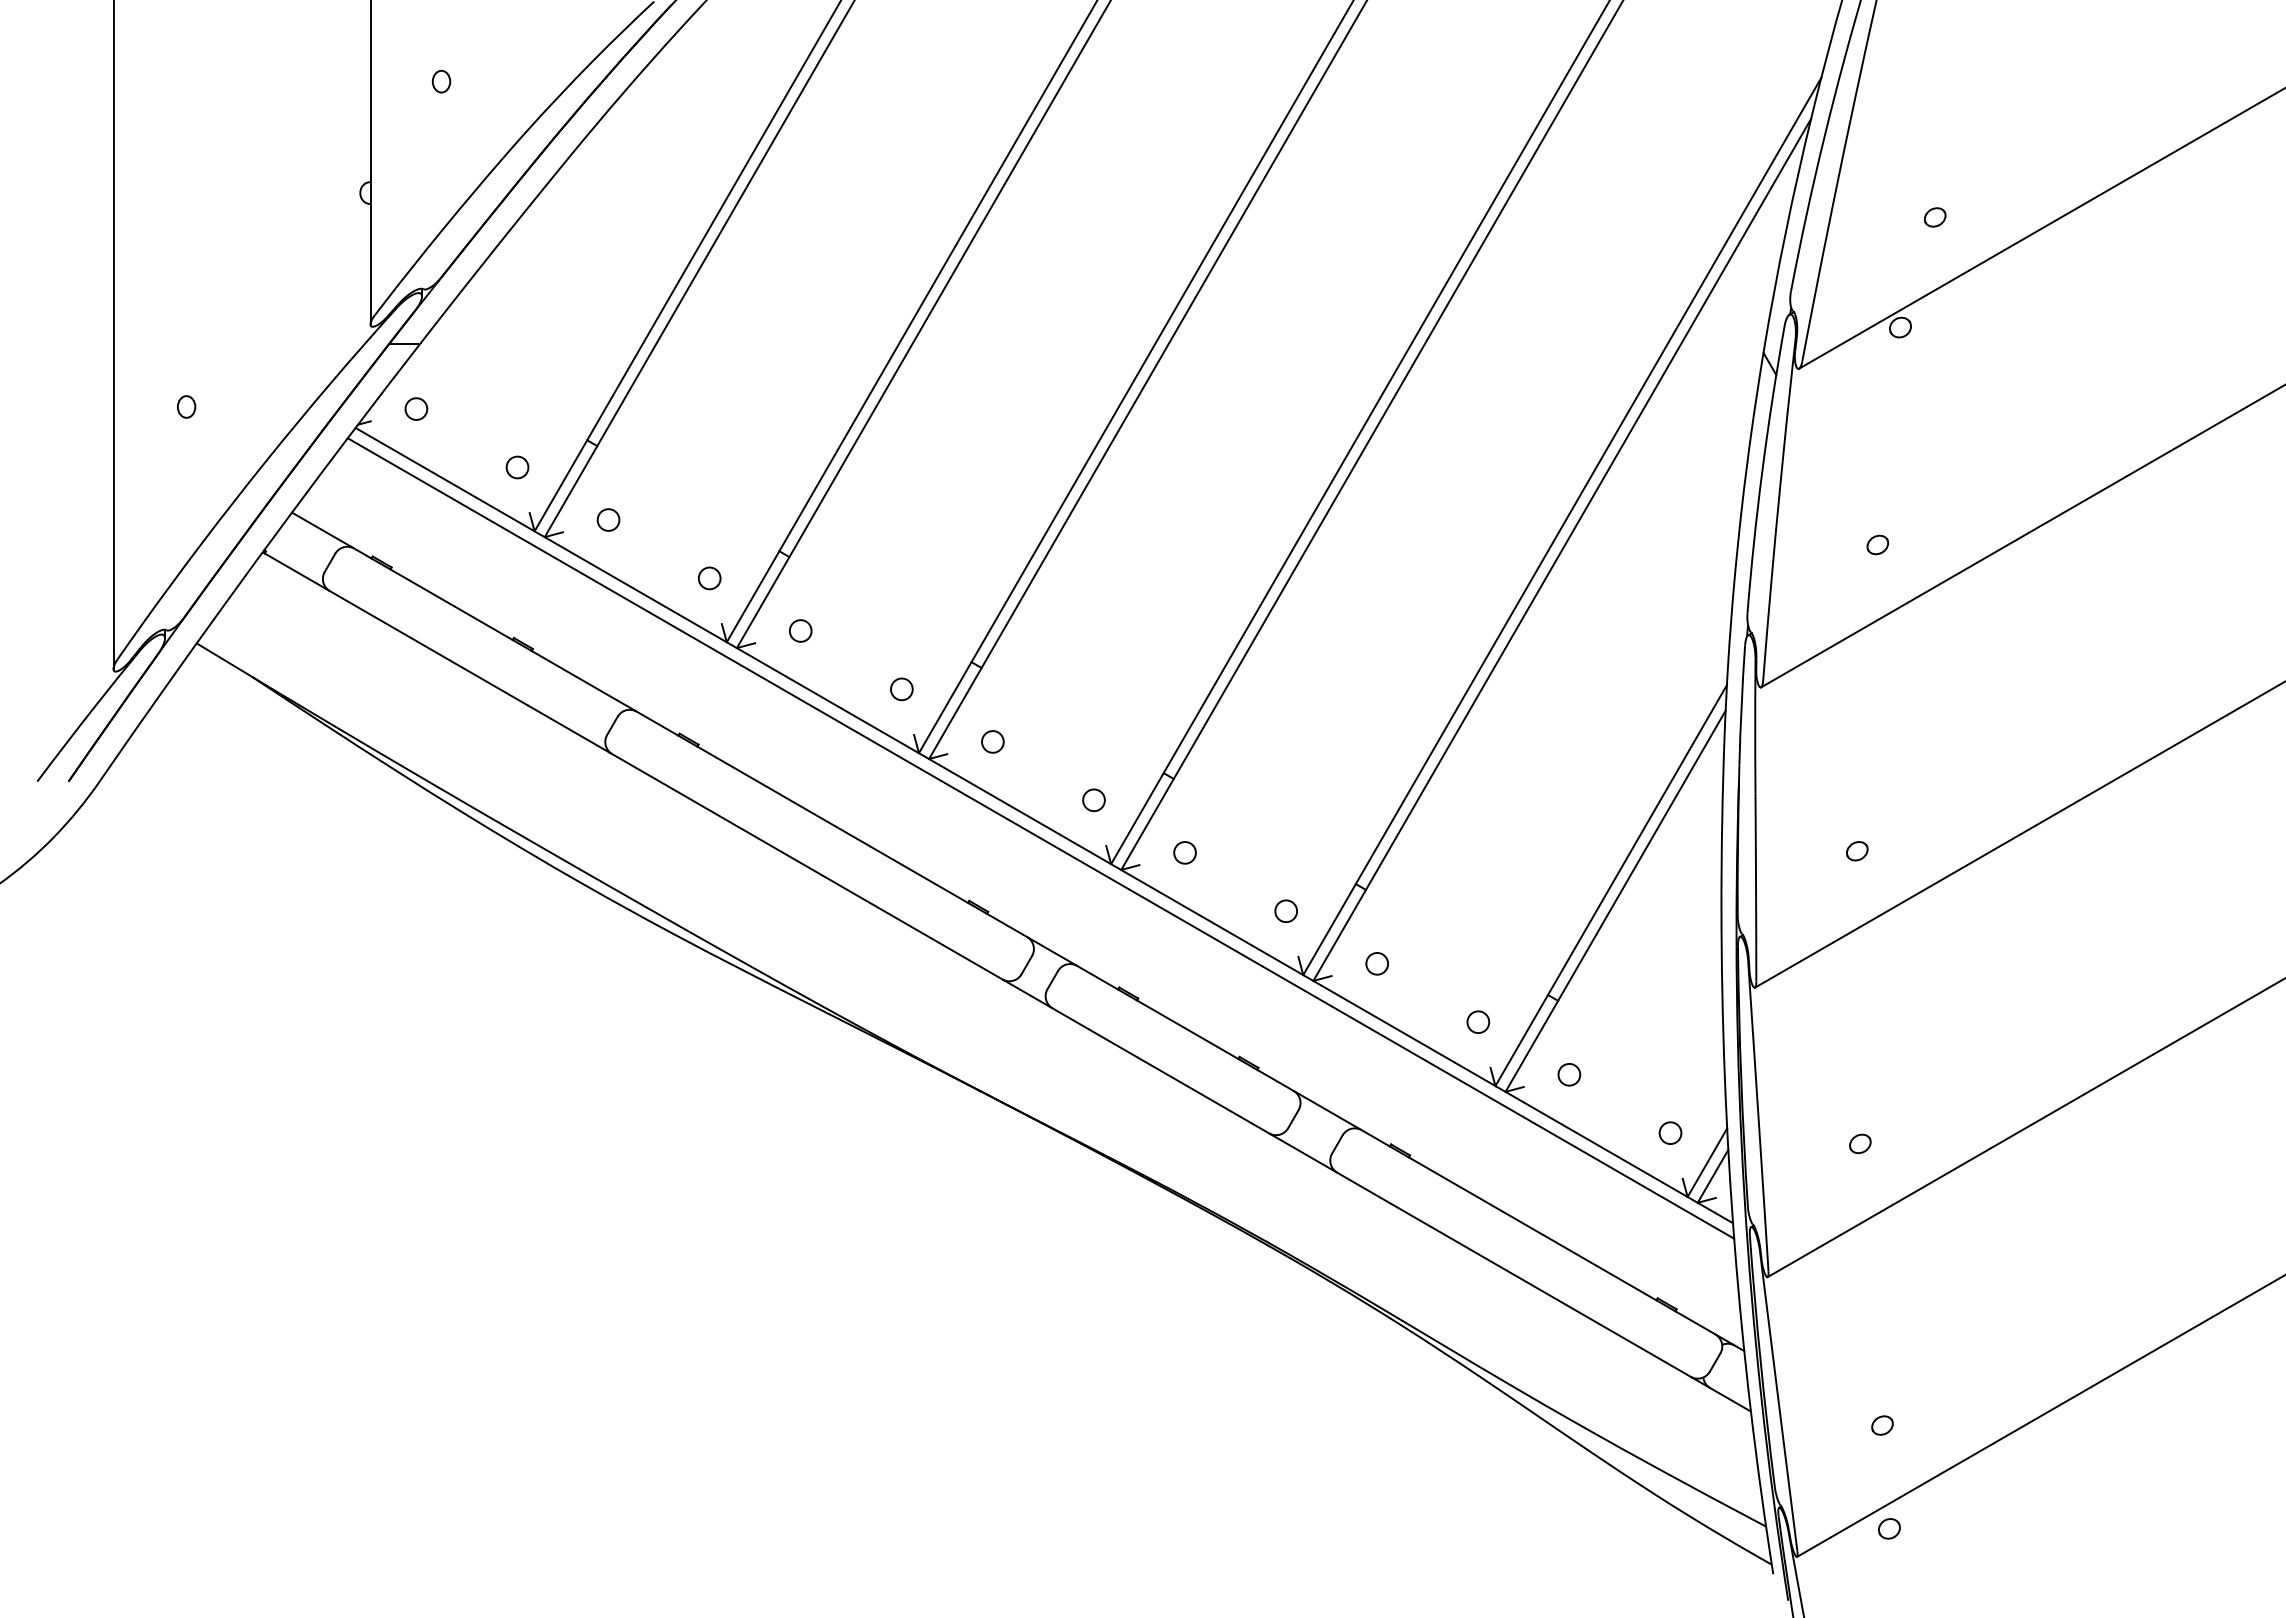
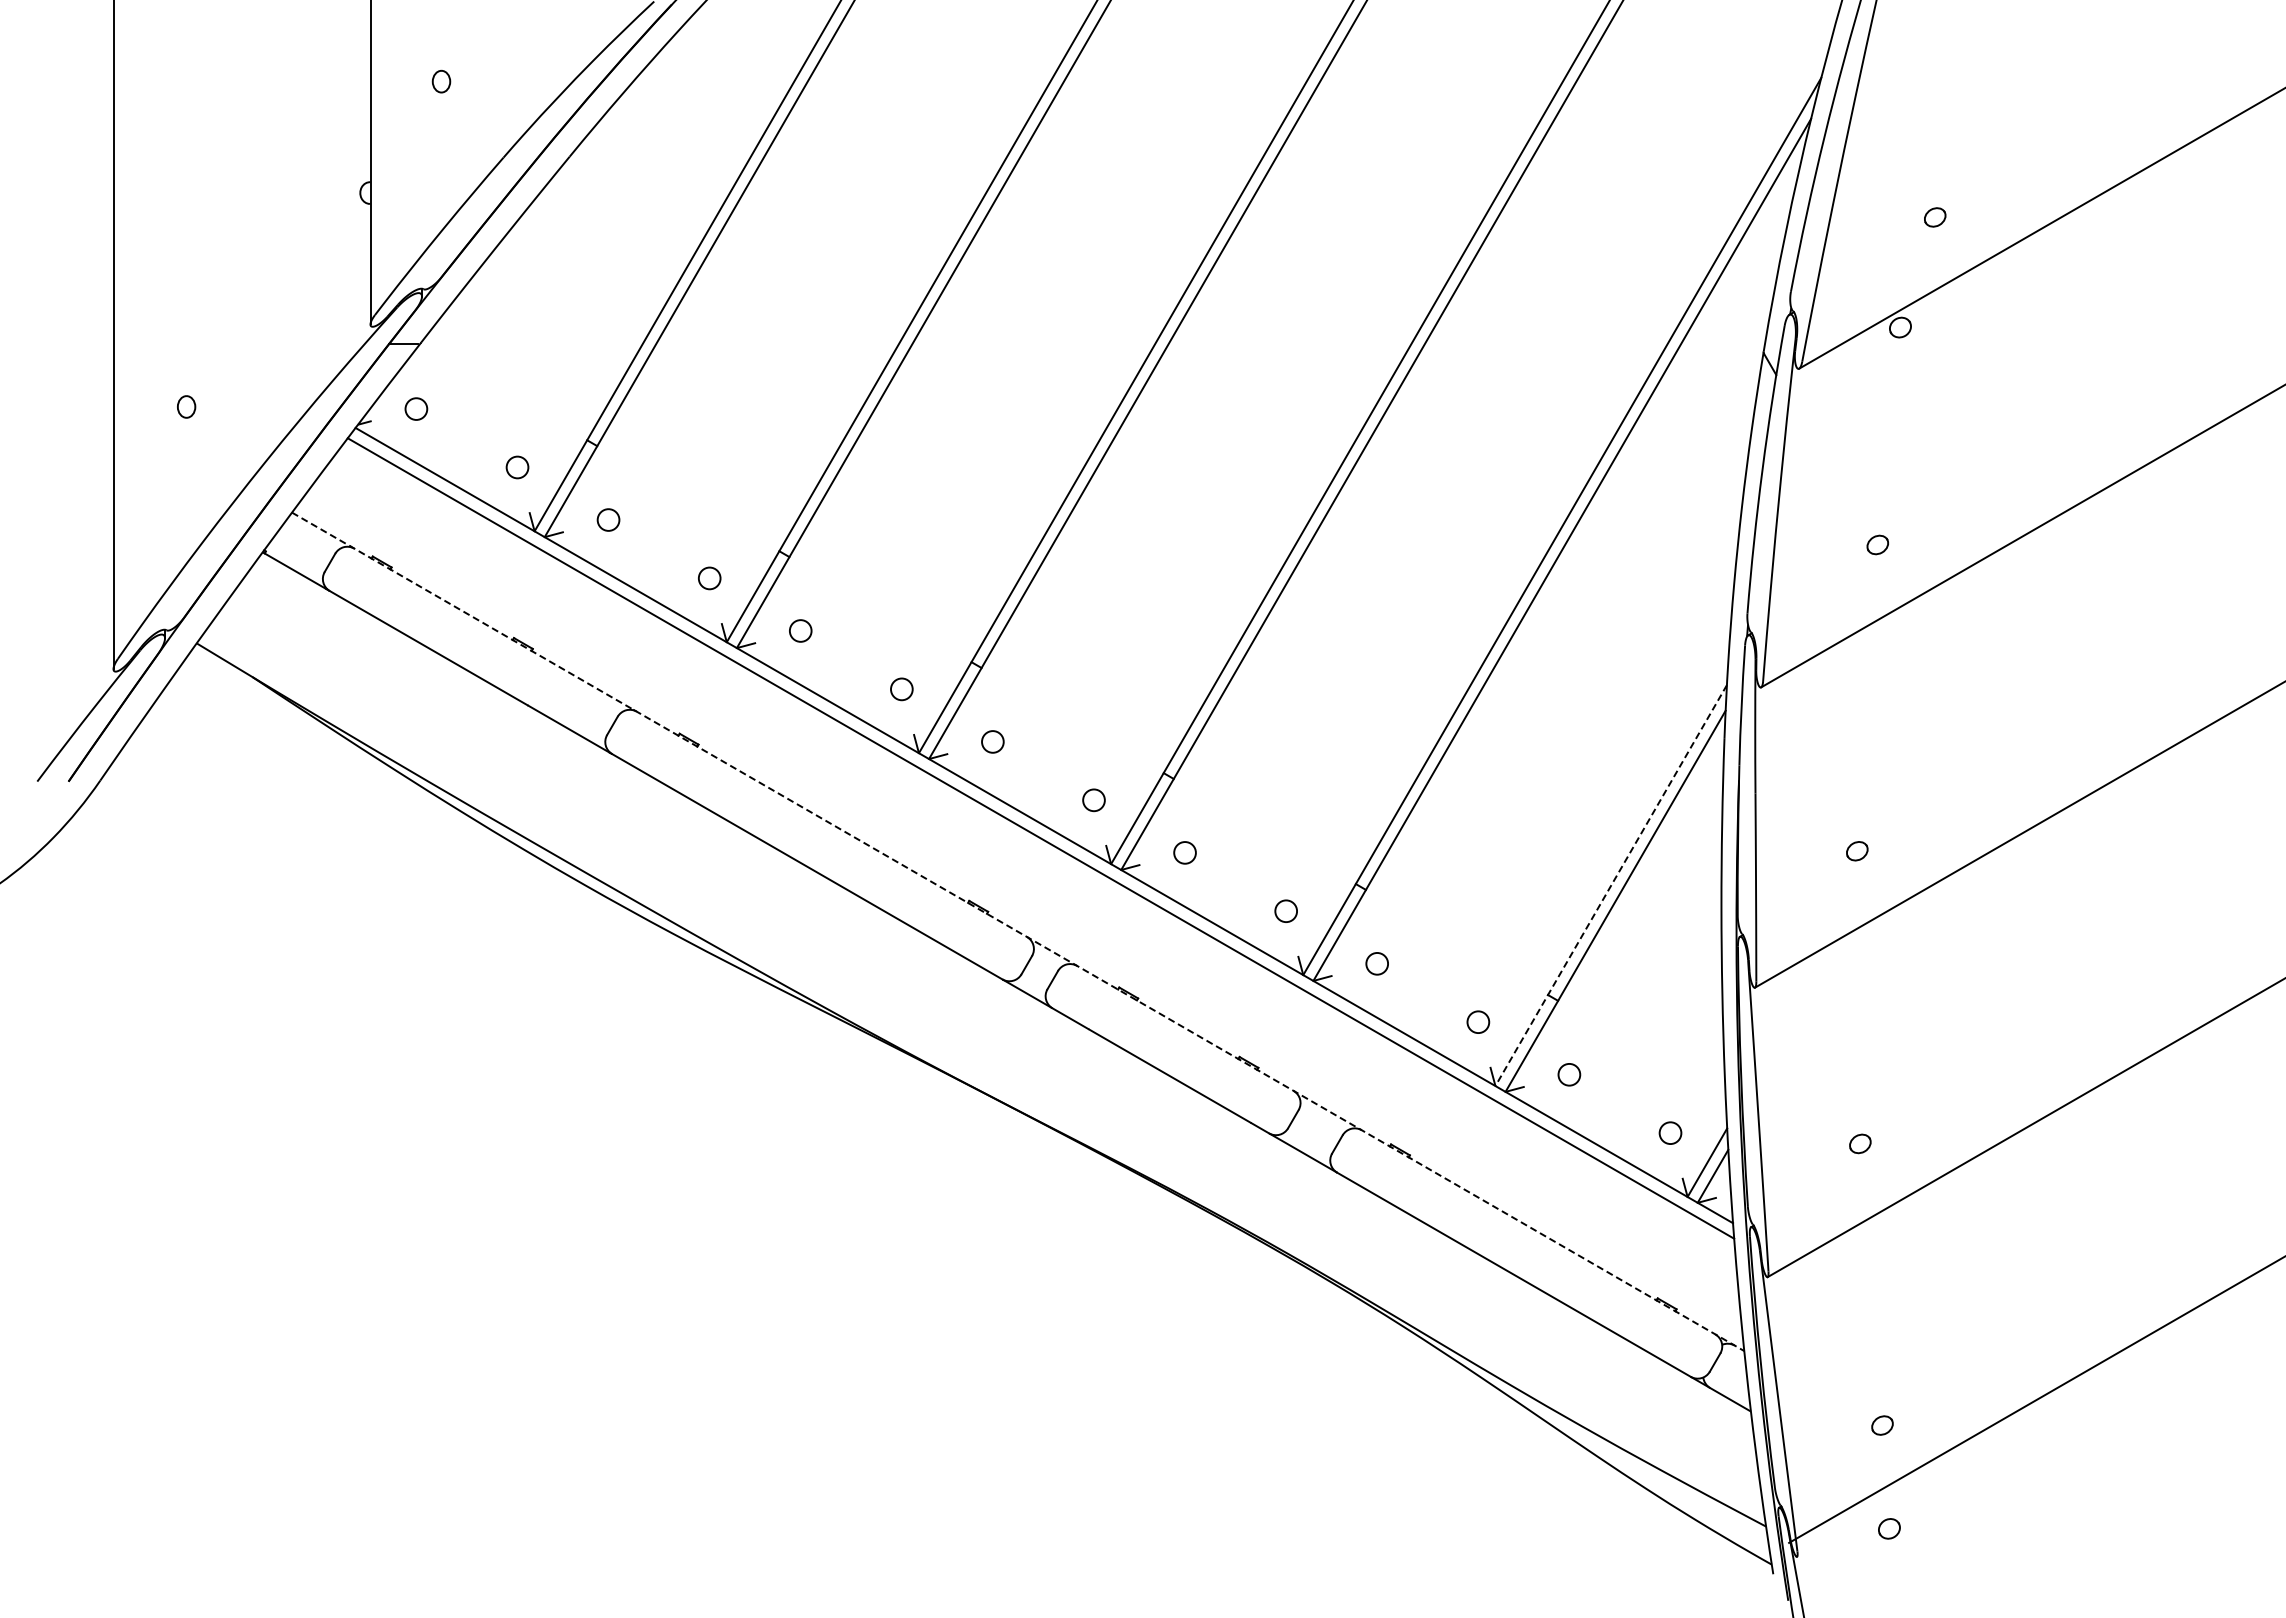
line: solid -> dashed (1610, 886)
line: solid -> dashed (1018, 932)
line position: (2039, 1416) -> (2035, 1399) (2035, 1399)
